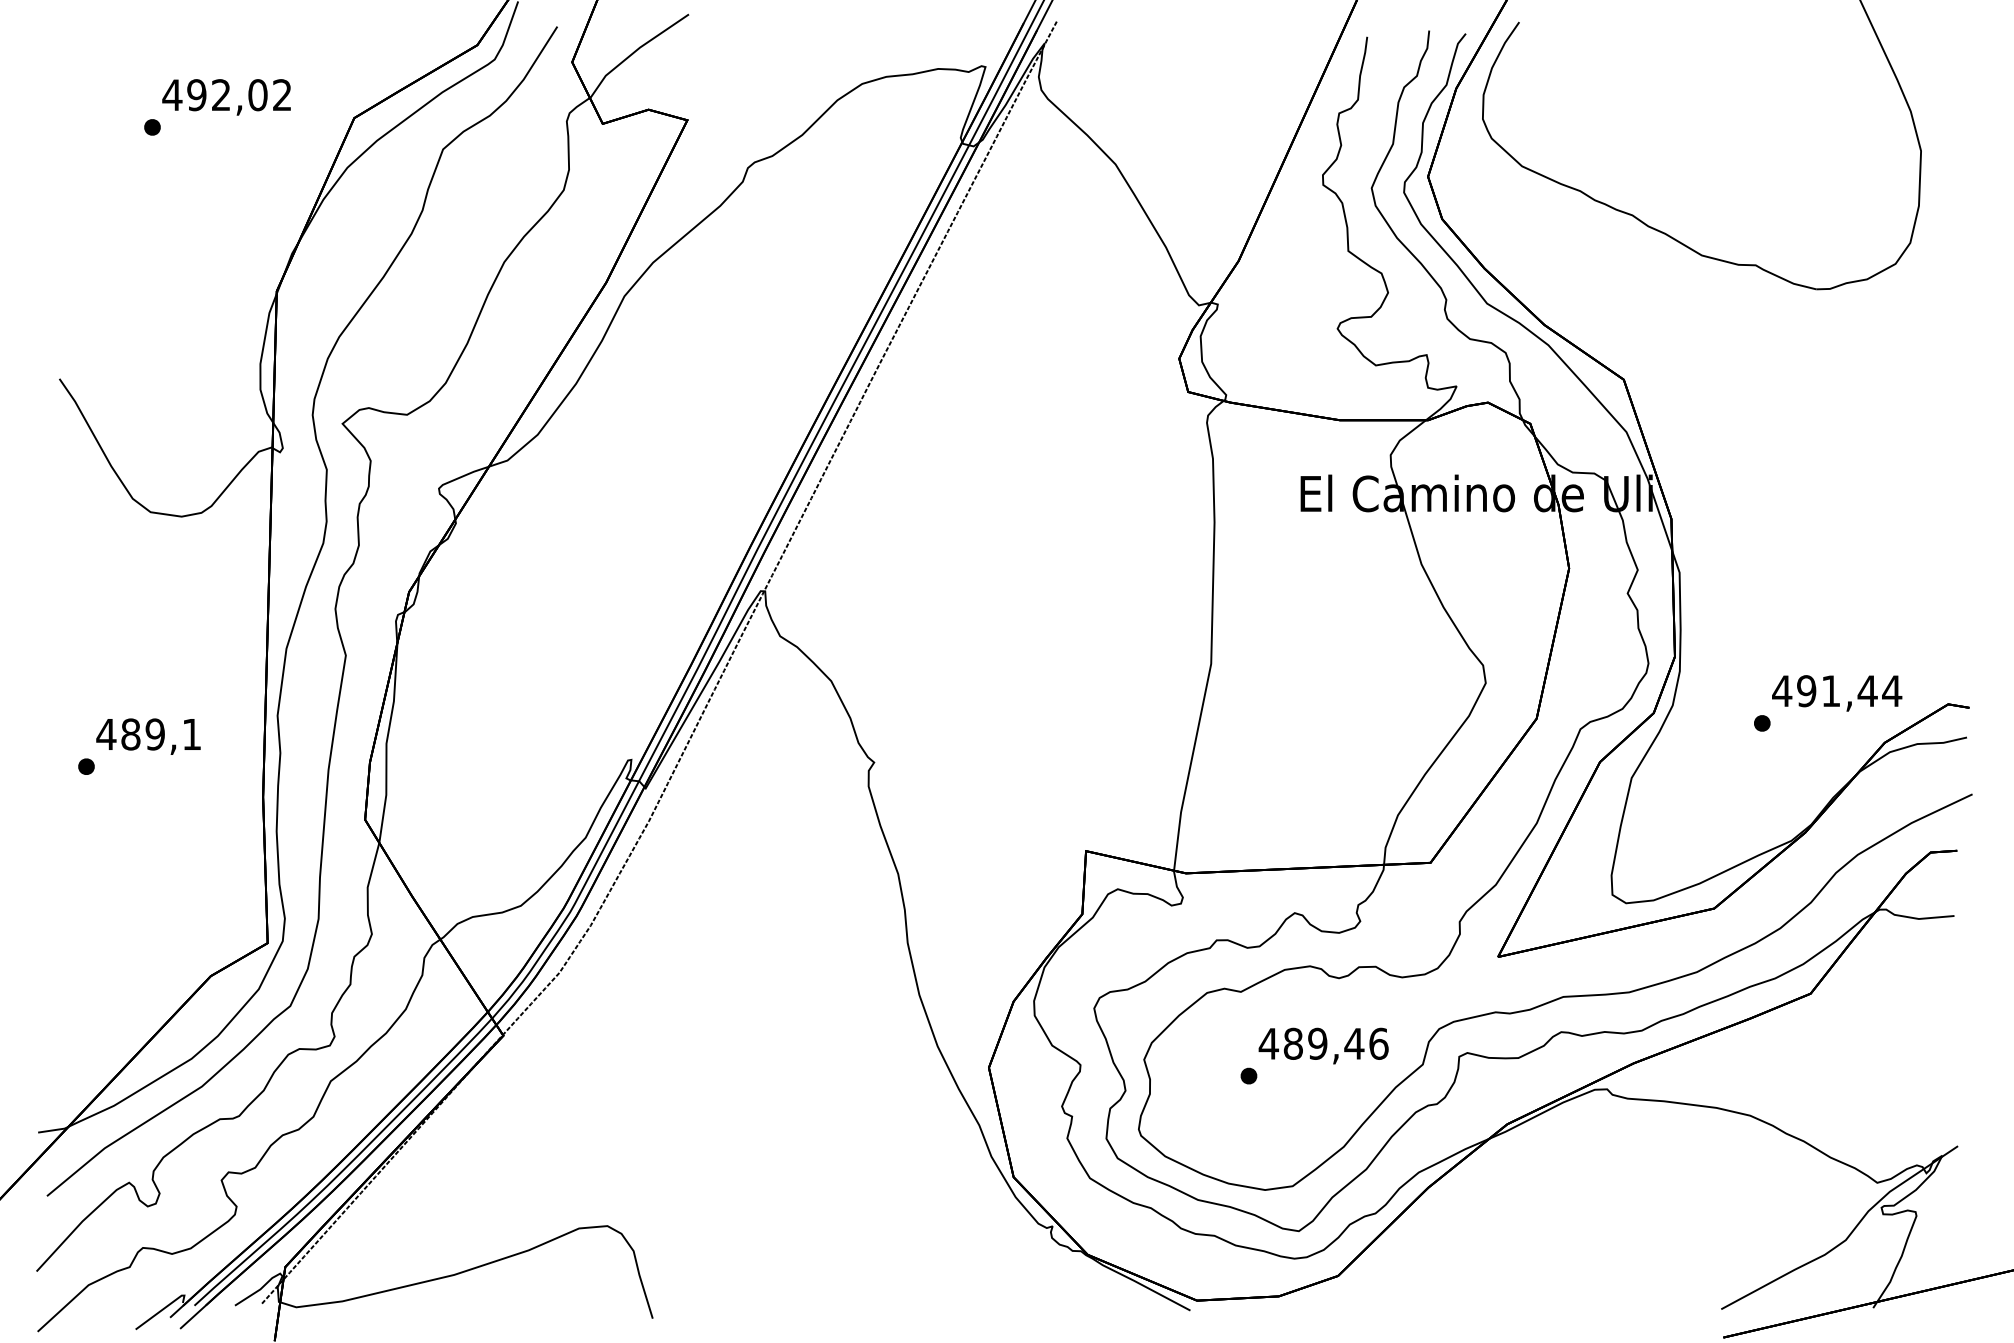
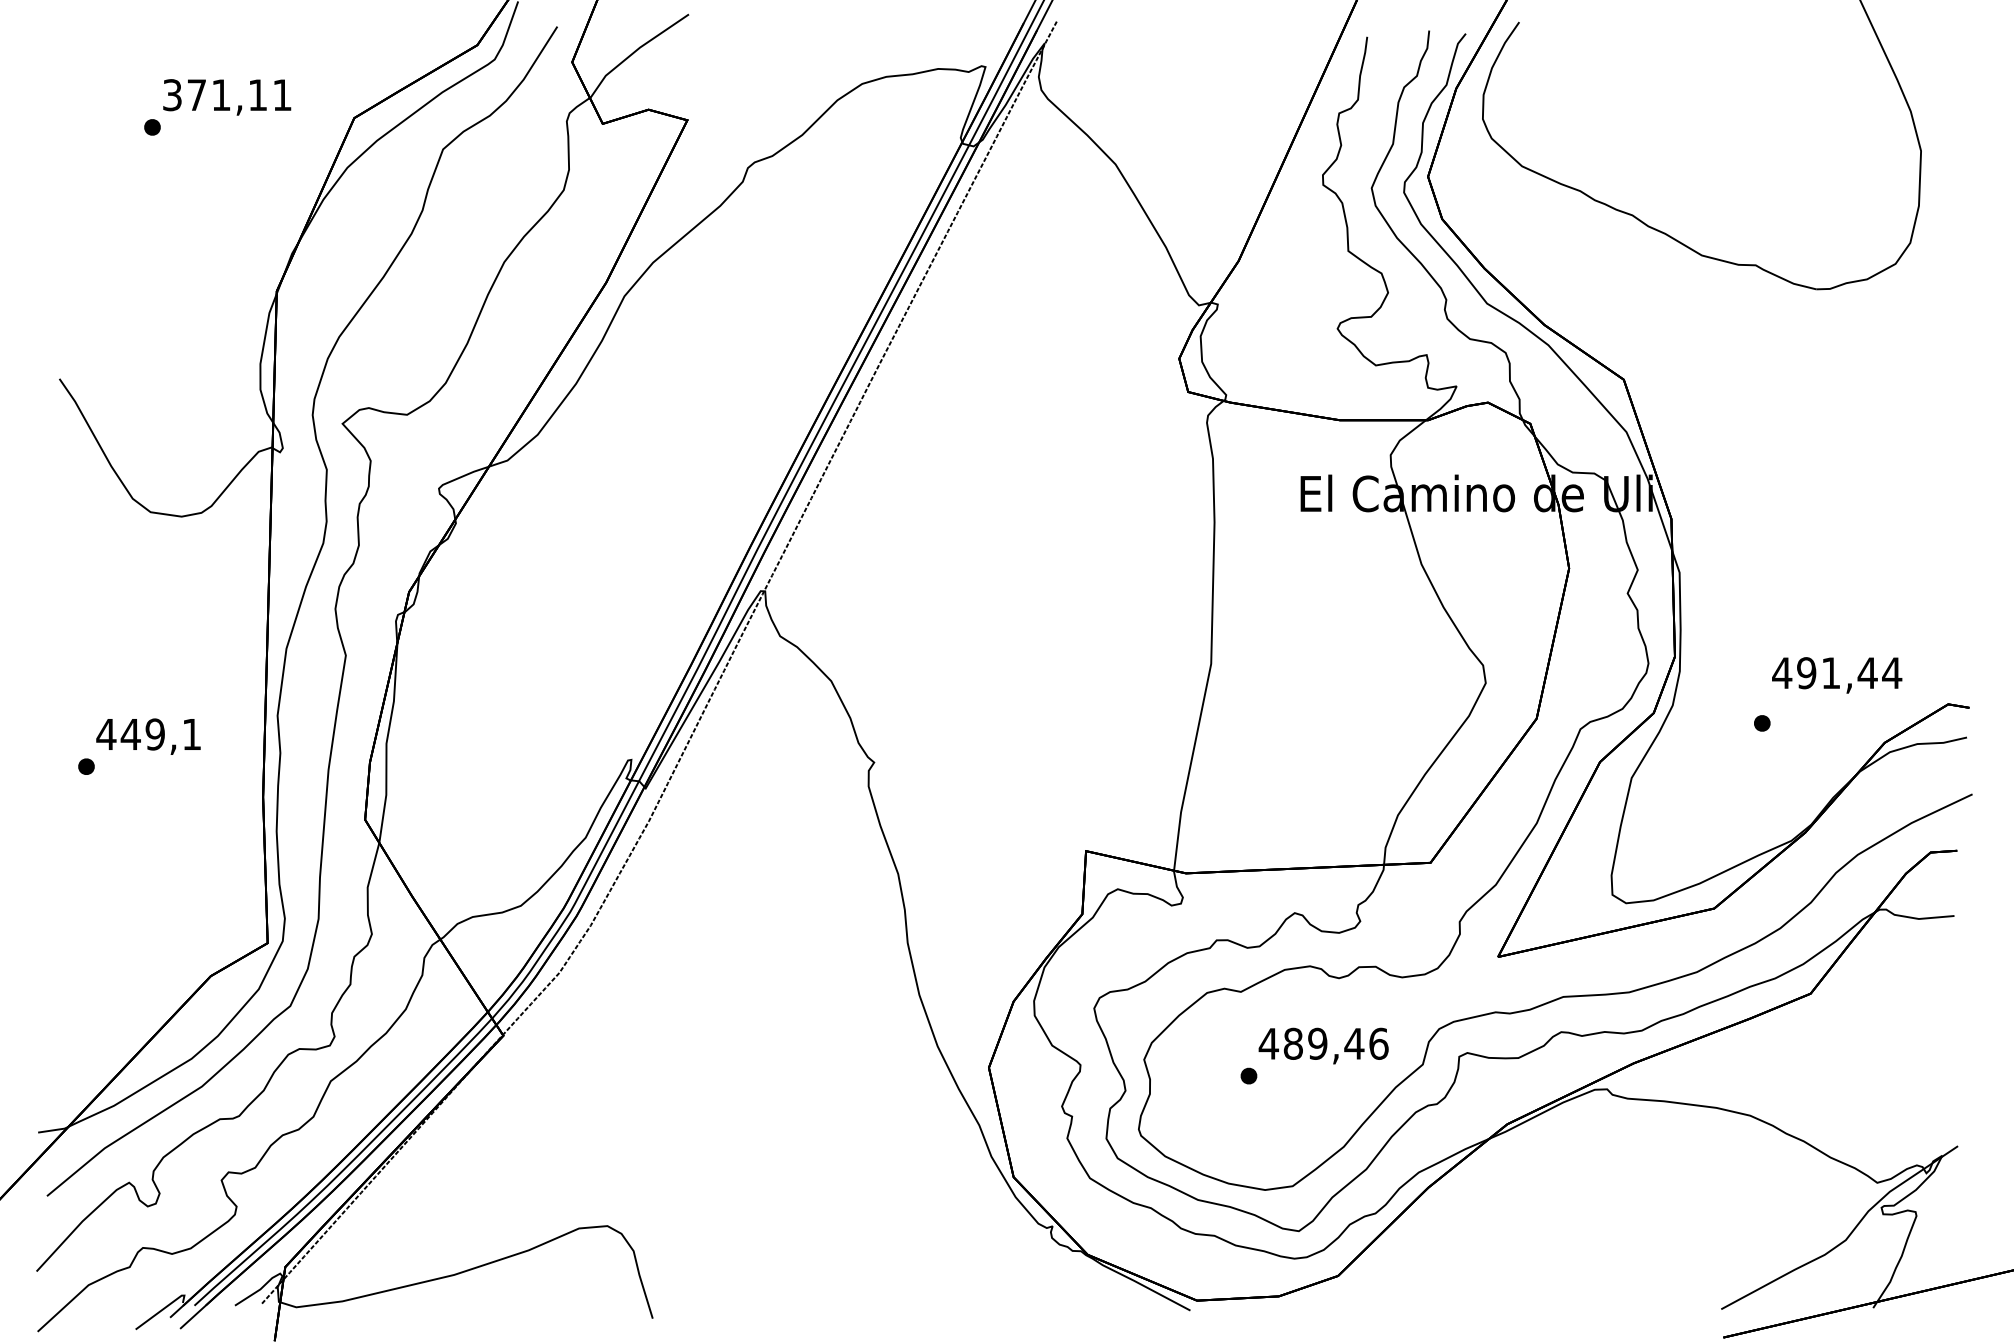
text: 492,02 -> 371,11 (226, 95)
text position: (1837, 693) -> (1837, 675) (1837, 675)
text: 489,1 -> 449,1 (130, 734)
